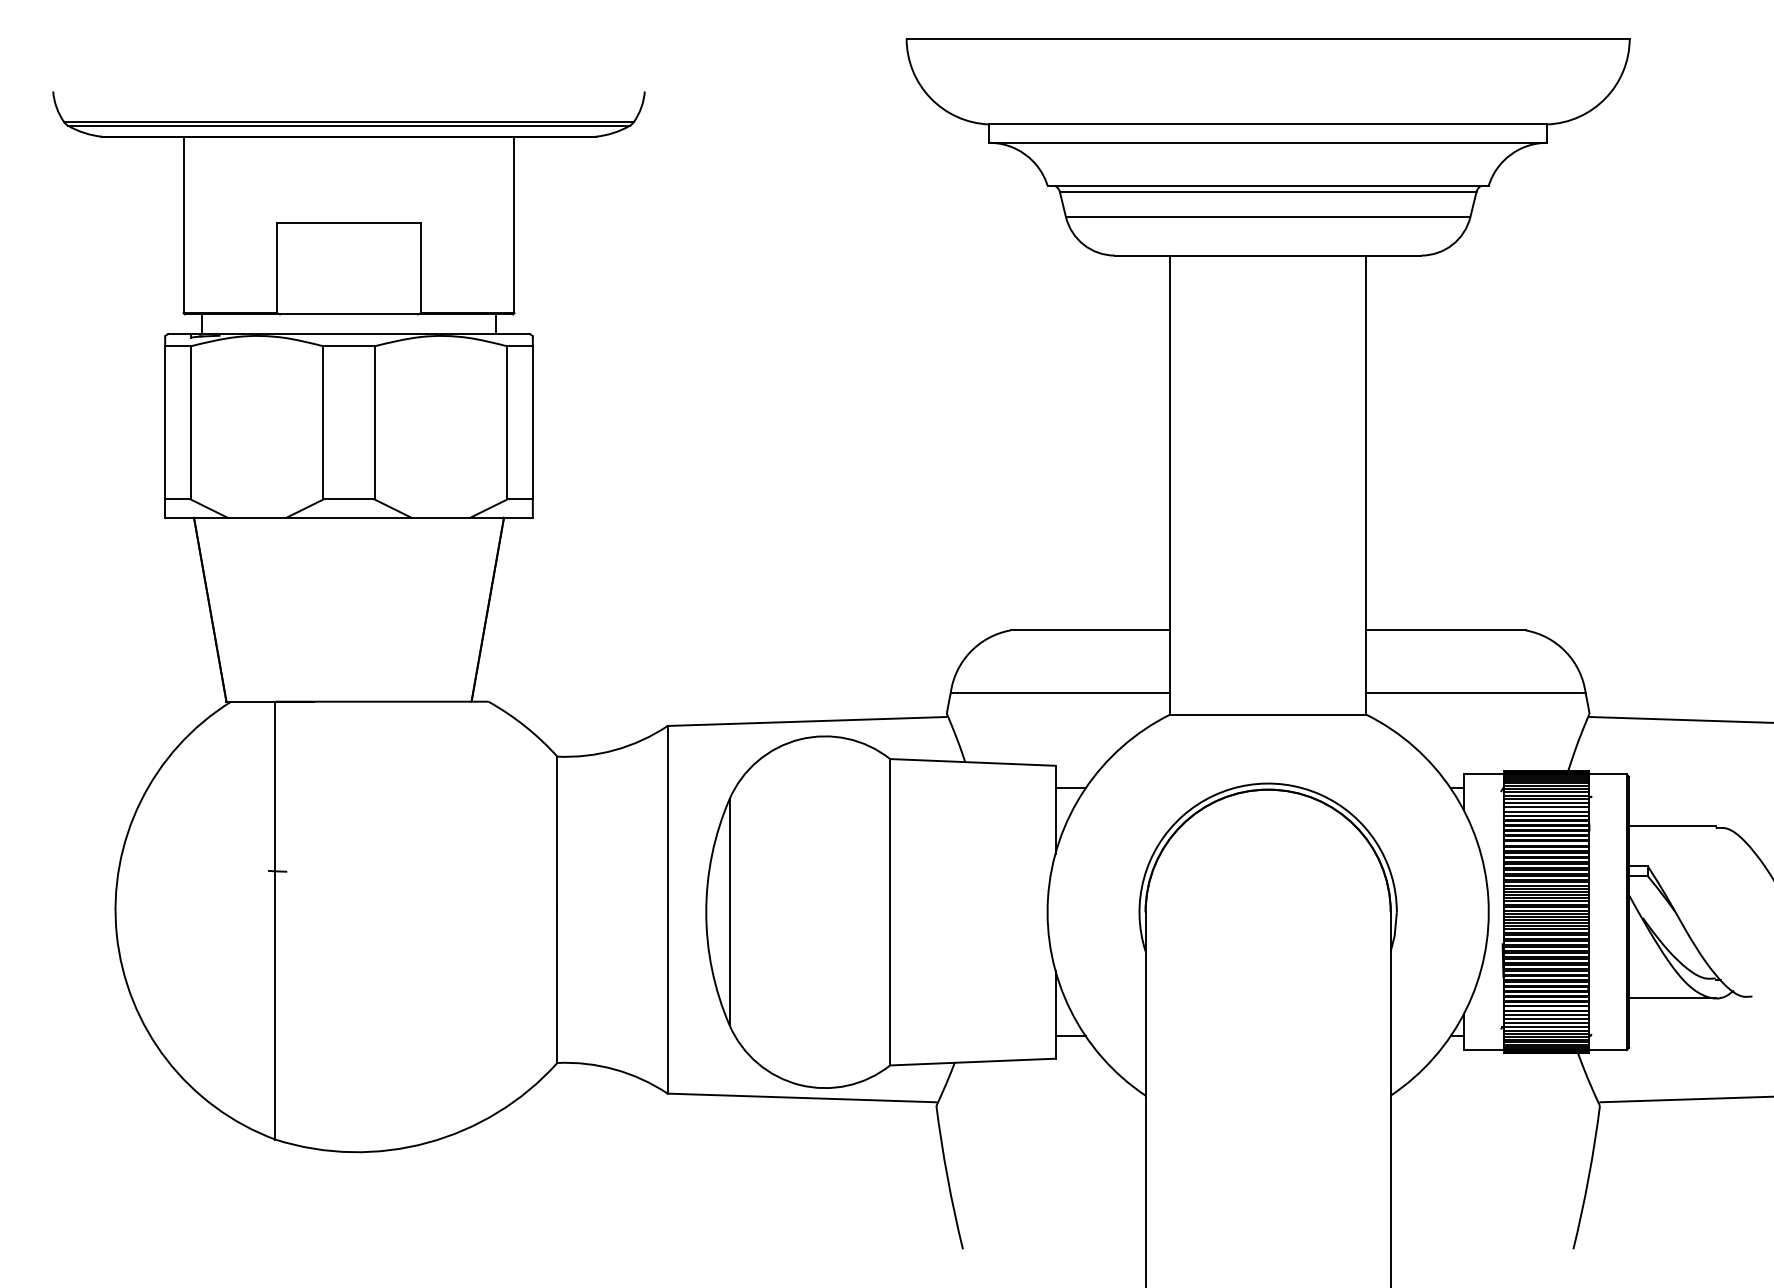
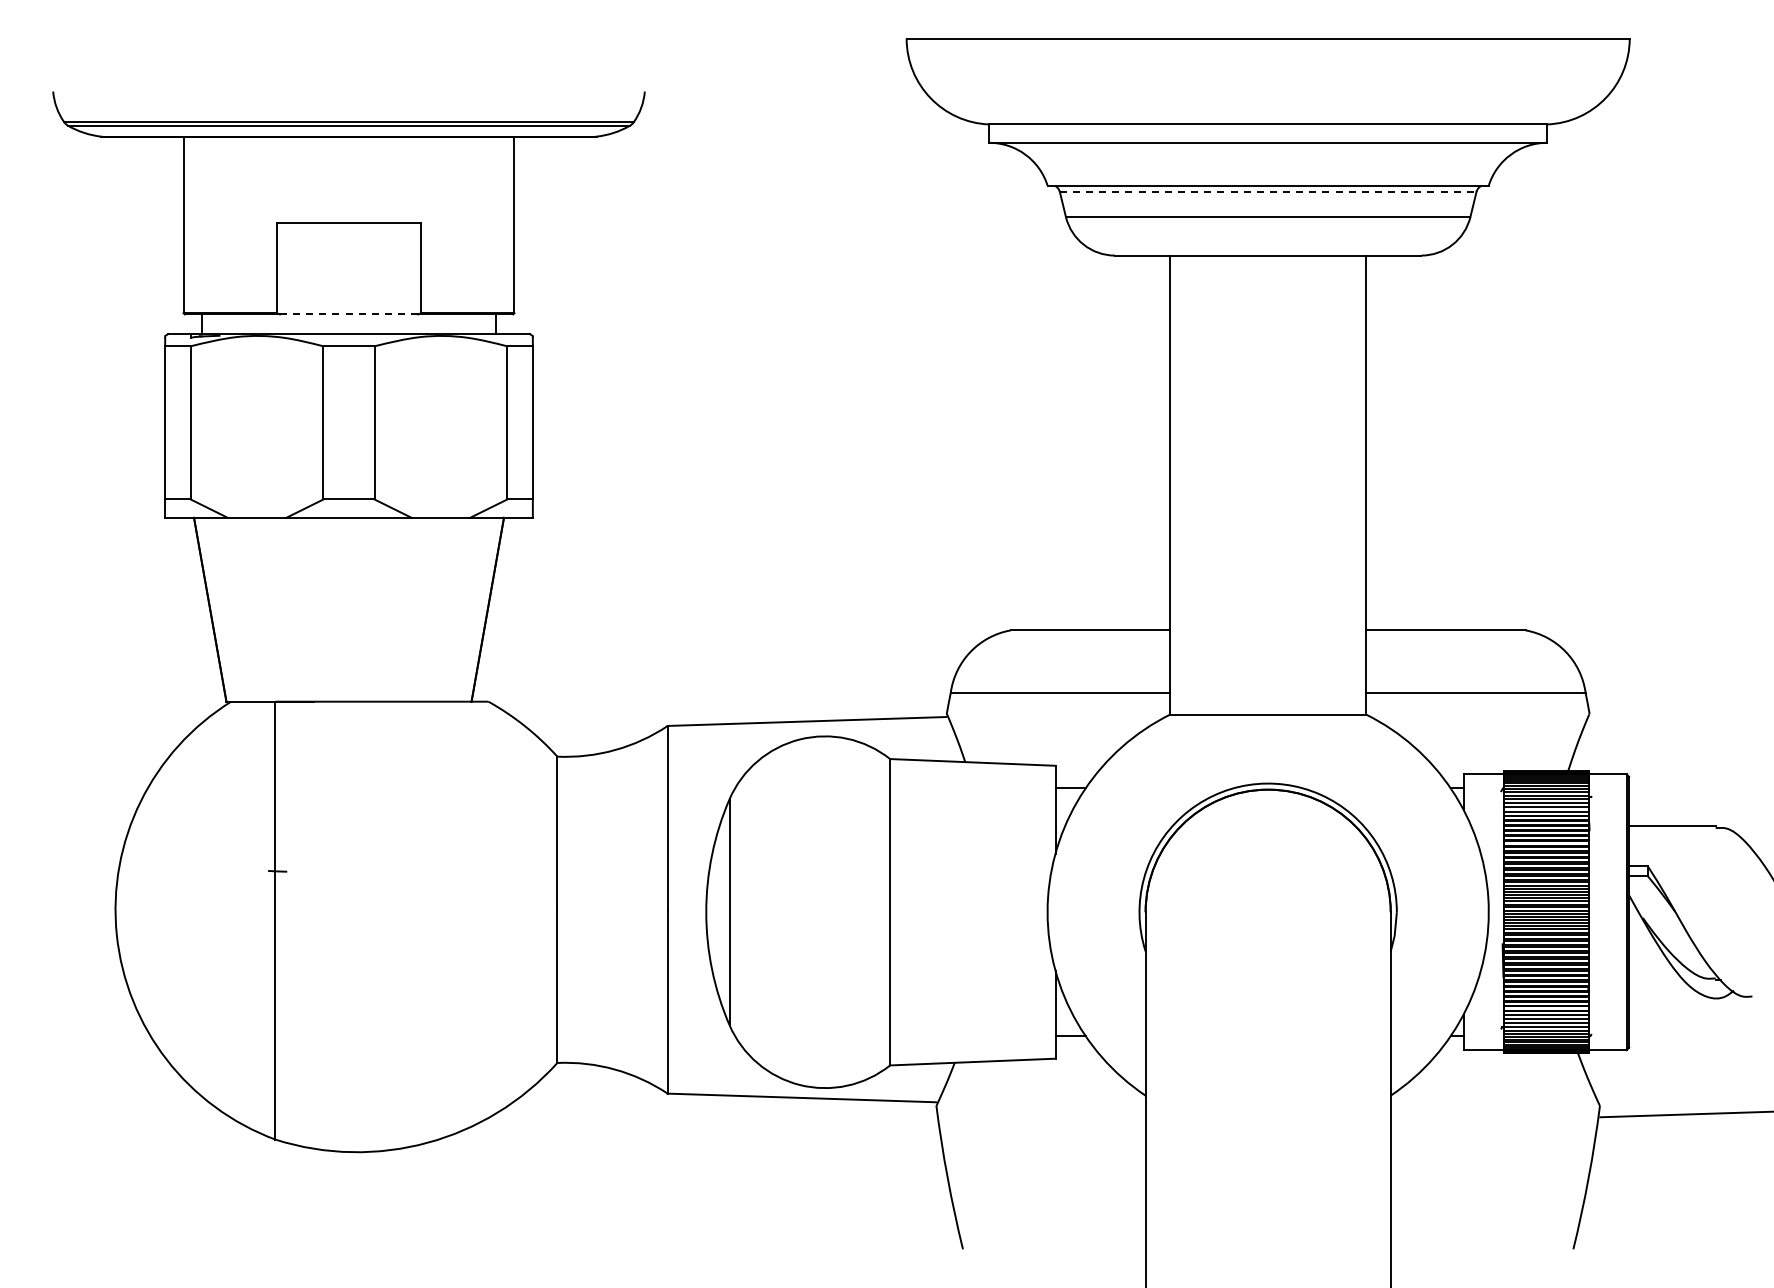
line: solid -> dashed (1268, 191)
line: solid -> dashed (348, 314)
line: present -> none (1680, 719)
line: present -> none (1672, 998)
line position: (1685, 1099) -> (1685, 1114) (1685, 1114)
